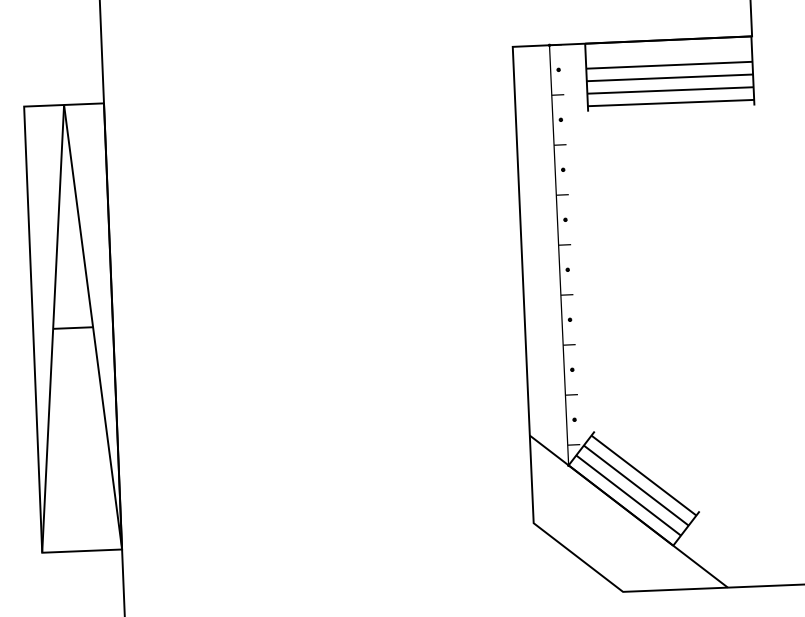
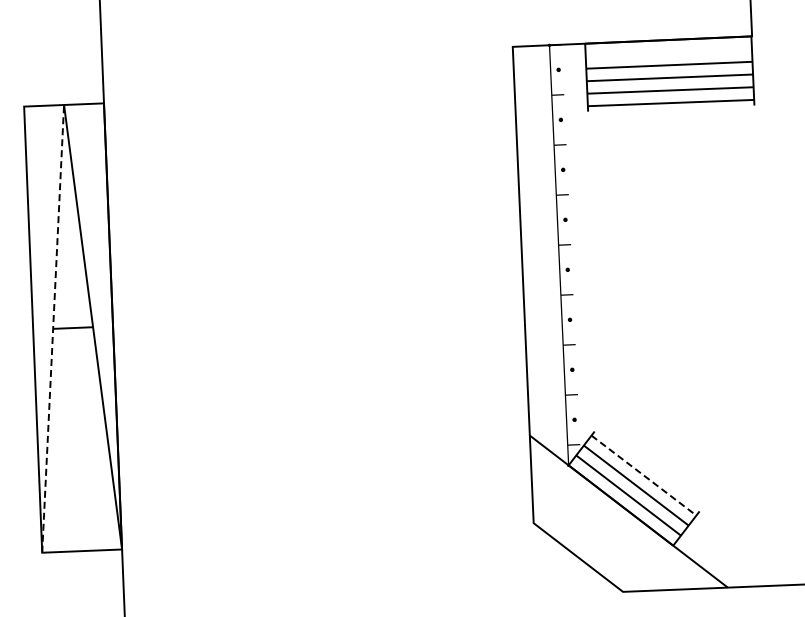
line: solid -> dashed (53, 328)
line: solid -> dashed (643, 475)
